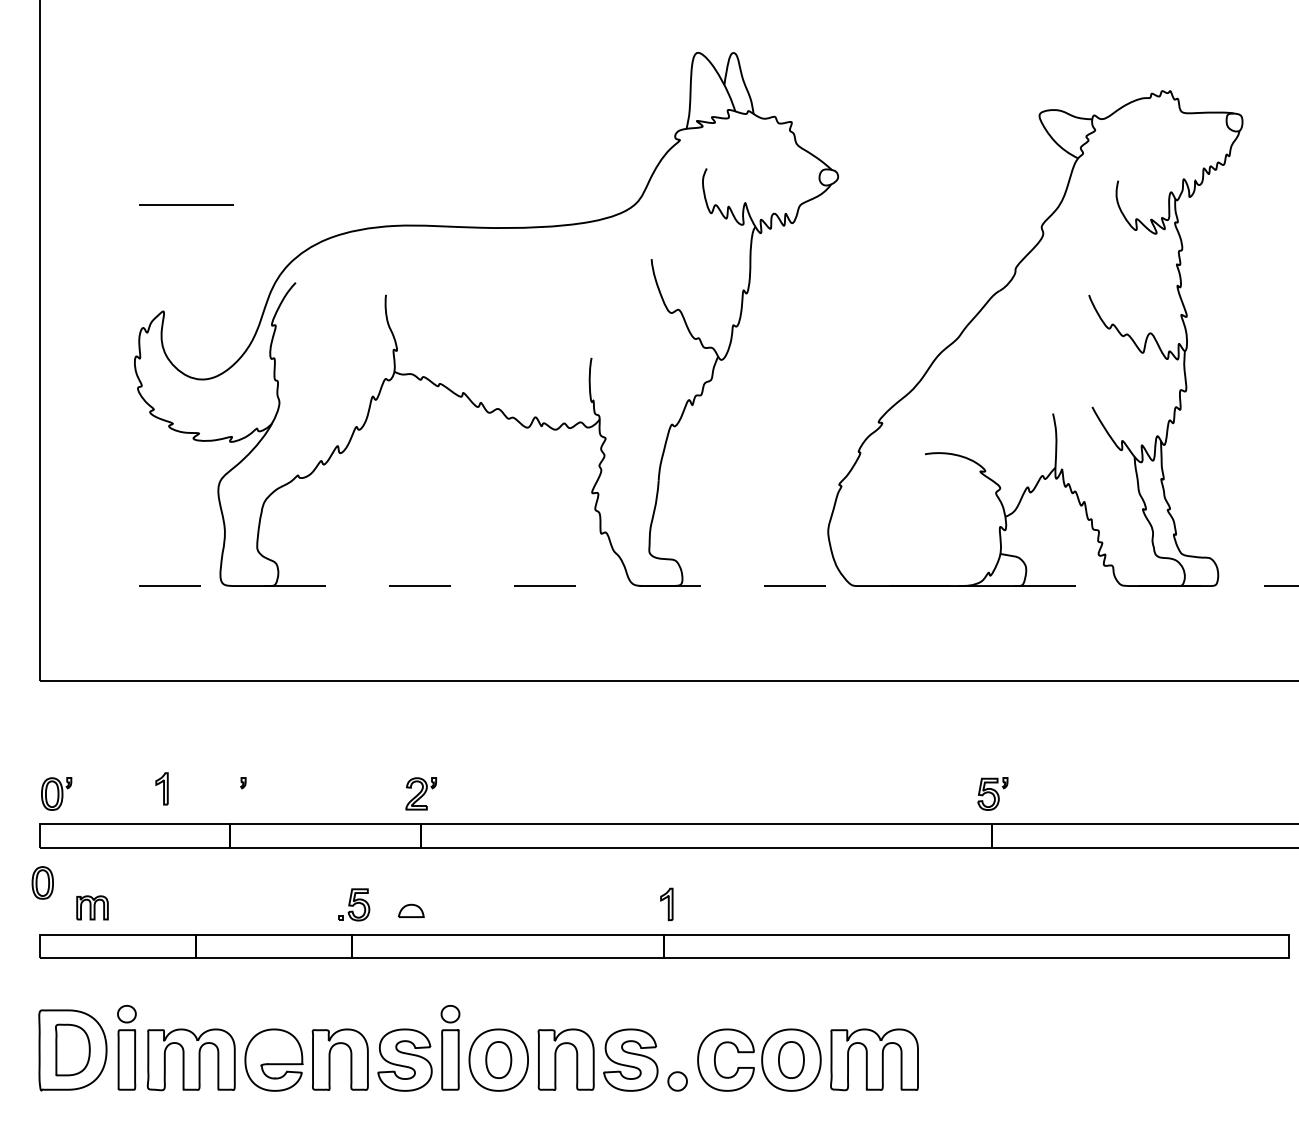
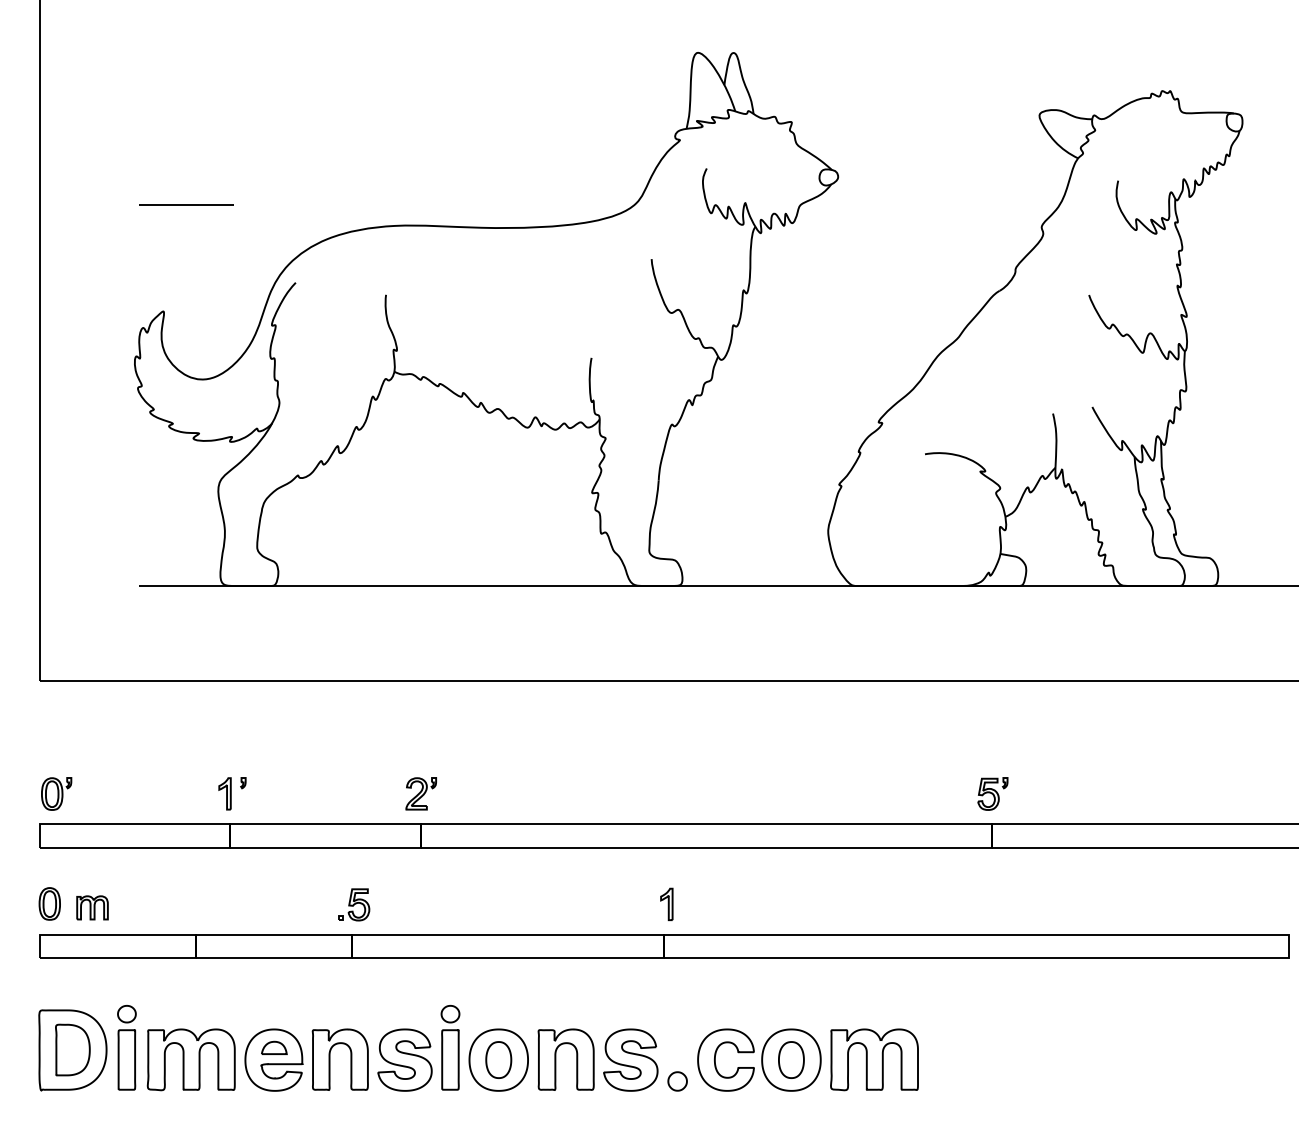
line: dashed -> solid (718, 586)
part position: (161, 788) -> (224, 793) (224, 793)
part position: (42, 882) -> (49, 903) (49, 903)
part position: (411, 910) -> (274, 1047) (274, 1047)
